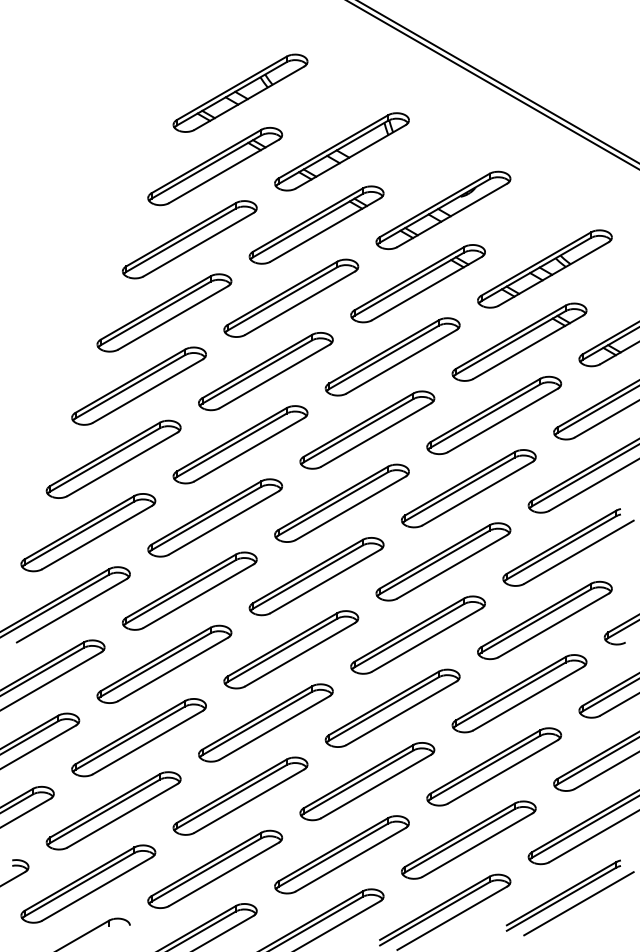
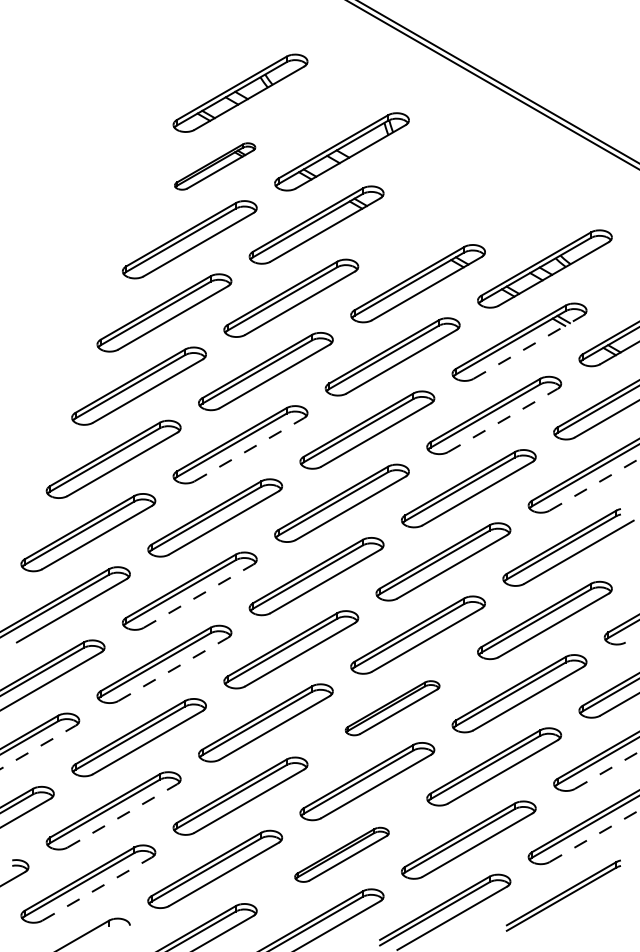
part size: 136x81 px -> 83x49 px (215, 166)
part: present -> none (443, 209)
line: solid -> dashed (528, 347)
line: solid -> dashed (503, 420)
line: solid -> dashed (249, 449)
line: solid -> dashed (594, 484)
line: solid -> dashed (198, 595)
line: solid -> dashed (173, 669)
part size: 137x80 px -> 97x57 px (392, 708)
line: solid -> dashed (38, 747)
line: solid -> dashed (607, 769)
line: solid -> dashed (122, 815)
line: solid -> dashed (594, 836)
part size: 136x80 px -> 96x57 px (341, 854)
line: solid -> dashed (97, 888)
line: present -> none (578, 903)
